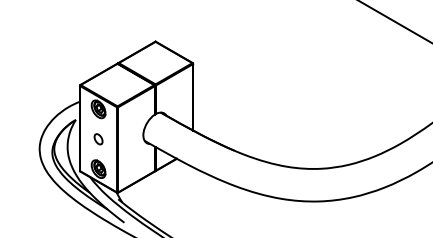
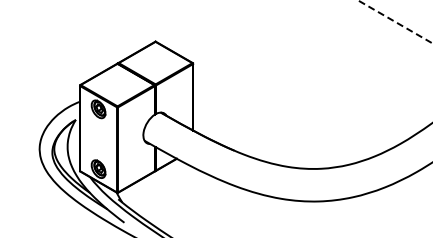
line: solid -> dashed (395, 21)
part: present -> none (98, 139)
